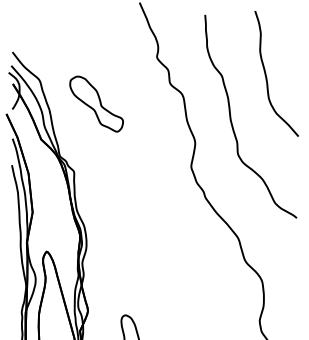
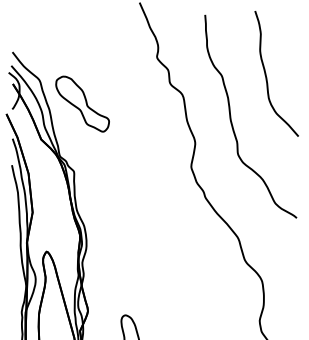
part position: (96, 103) -> (82, 103) (82, 103)
